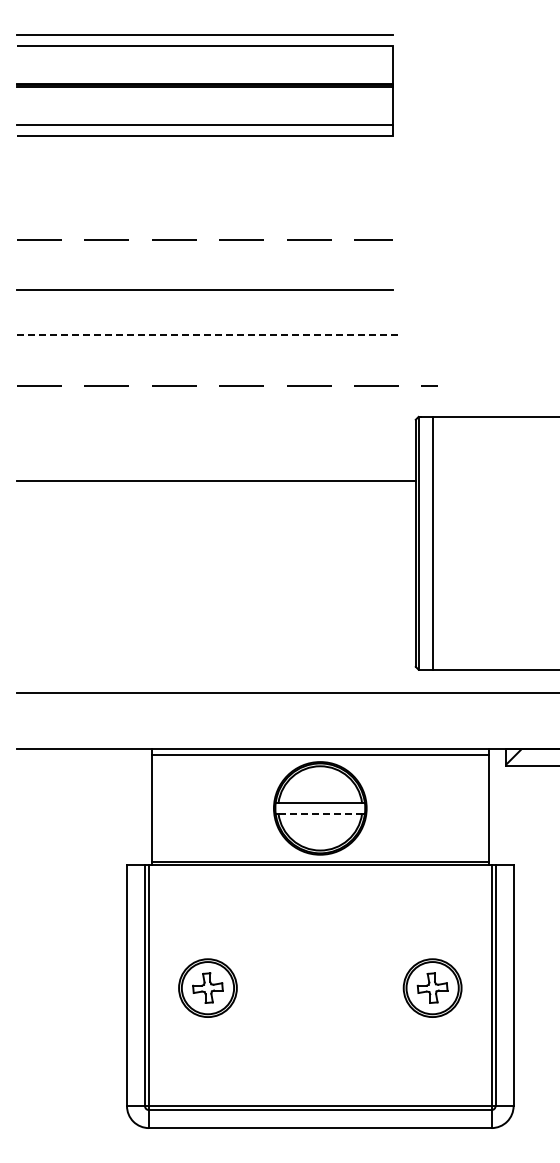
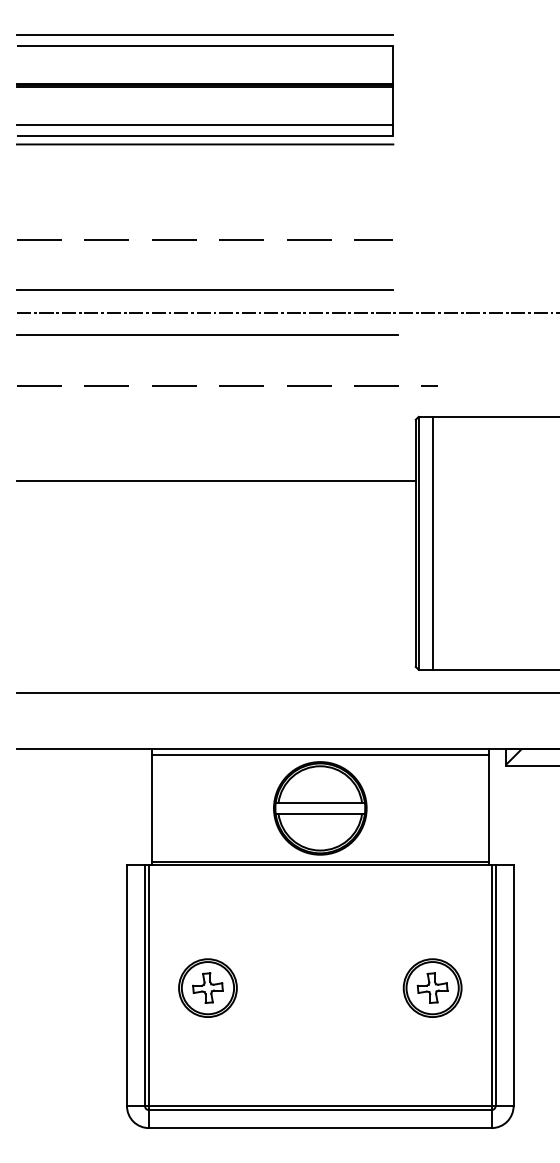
line: none -> present (204, 144)
line: none -> present (286, 312)
line: dashed -> solid (207, 335)
line: dashed -> solid (320, 814)
